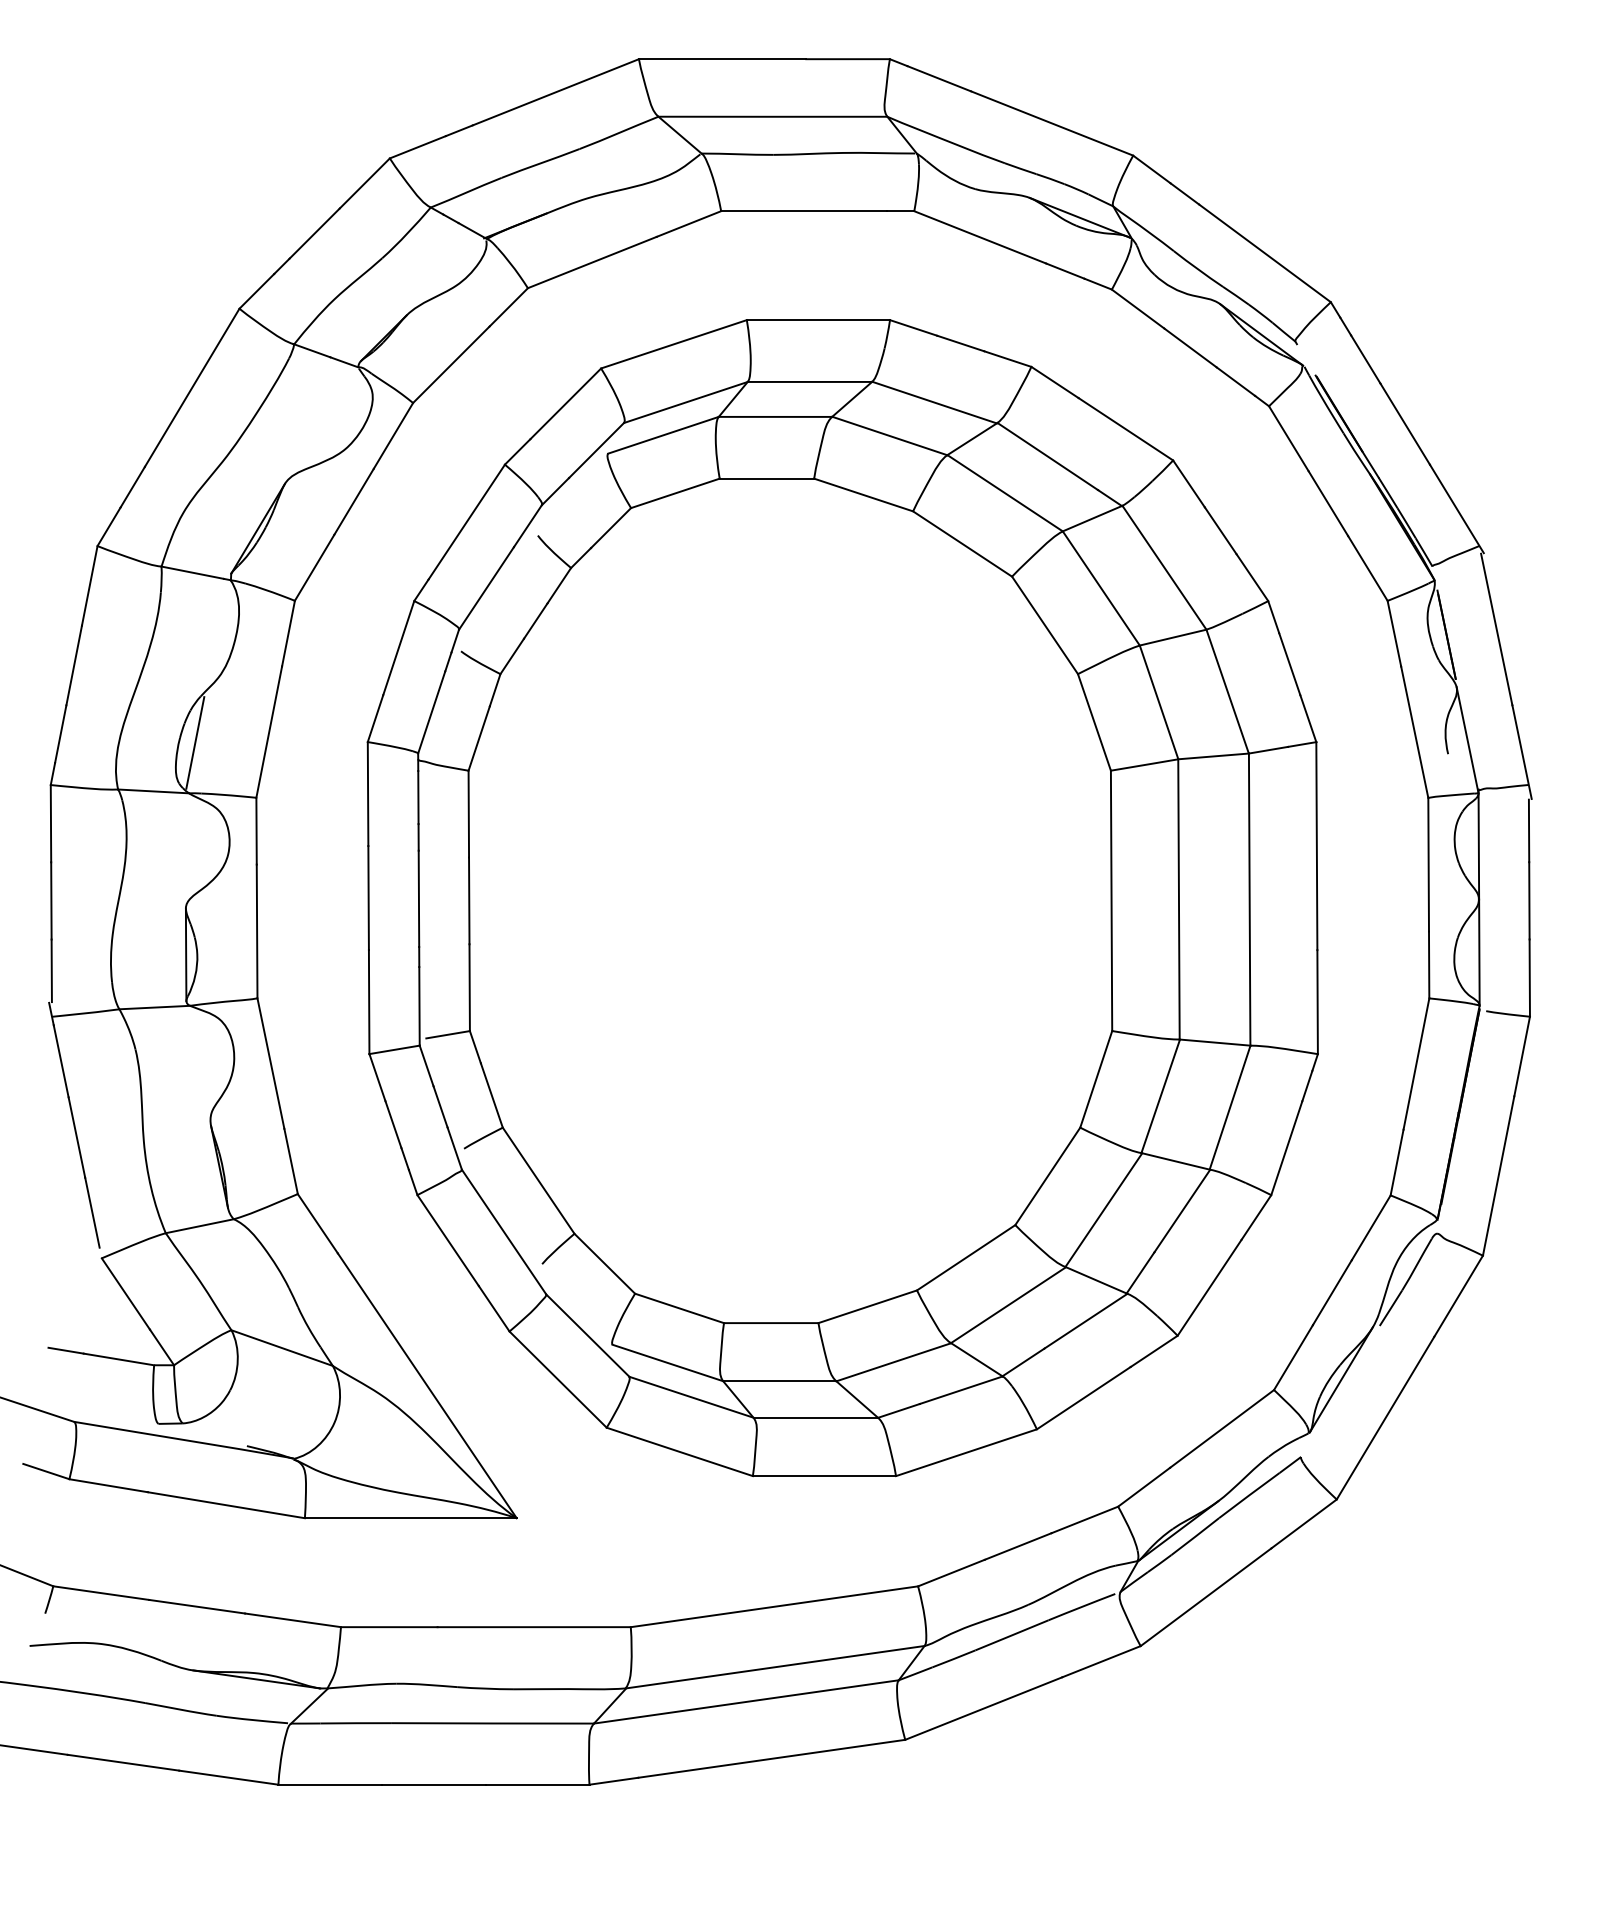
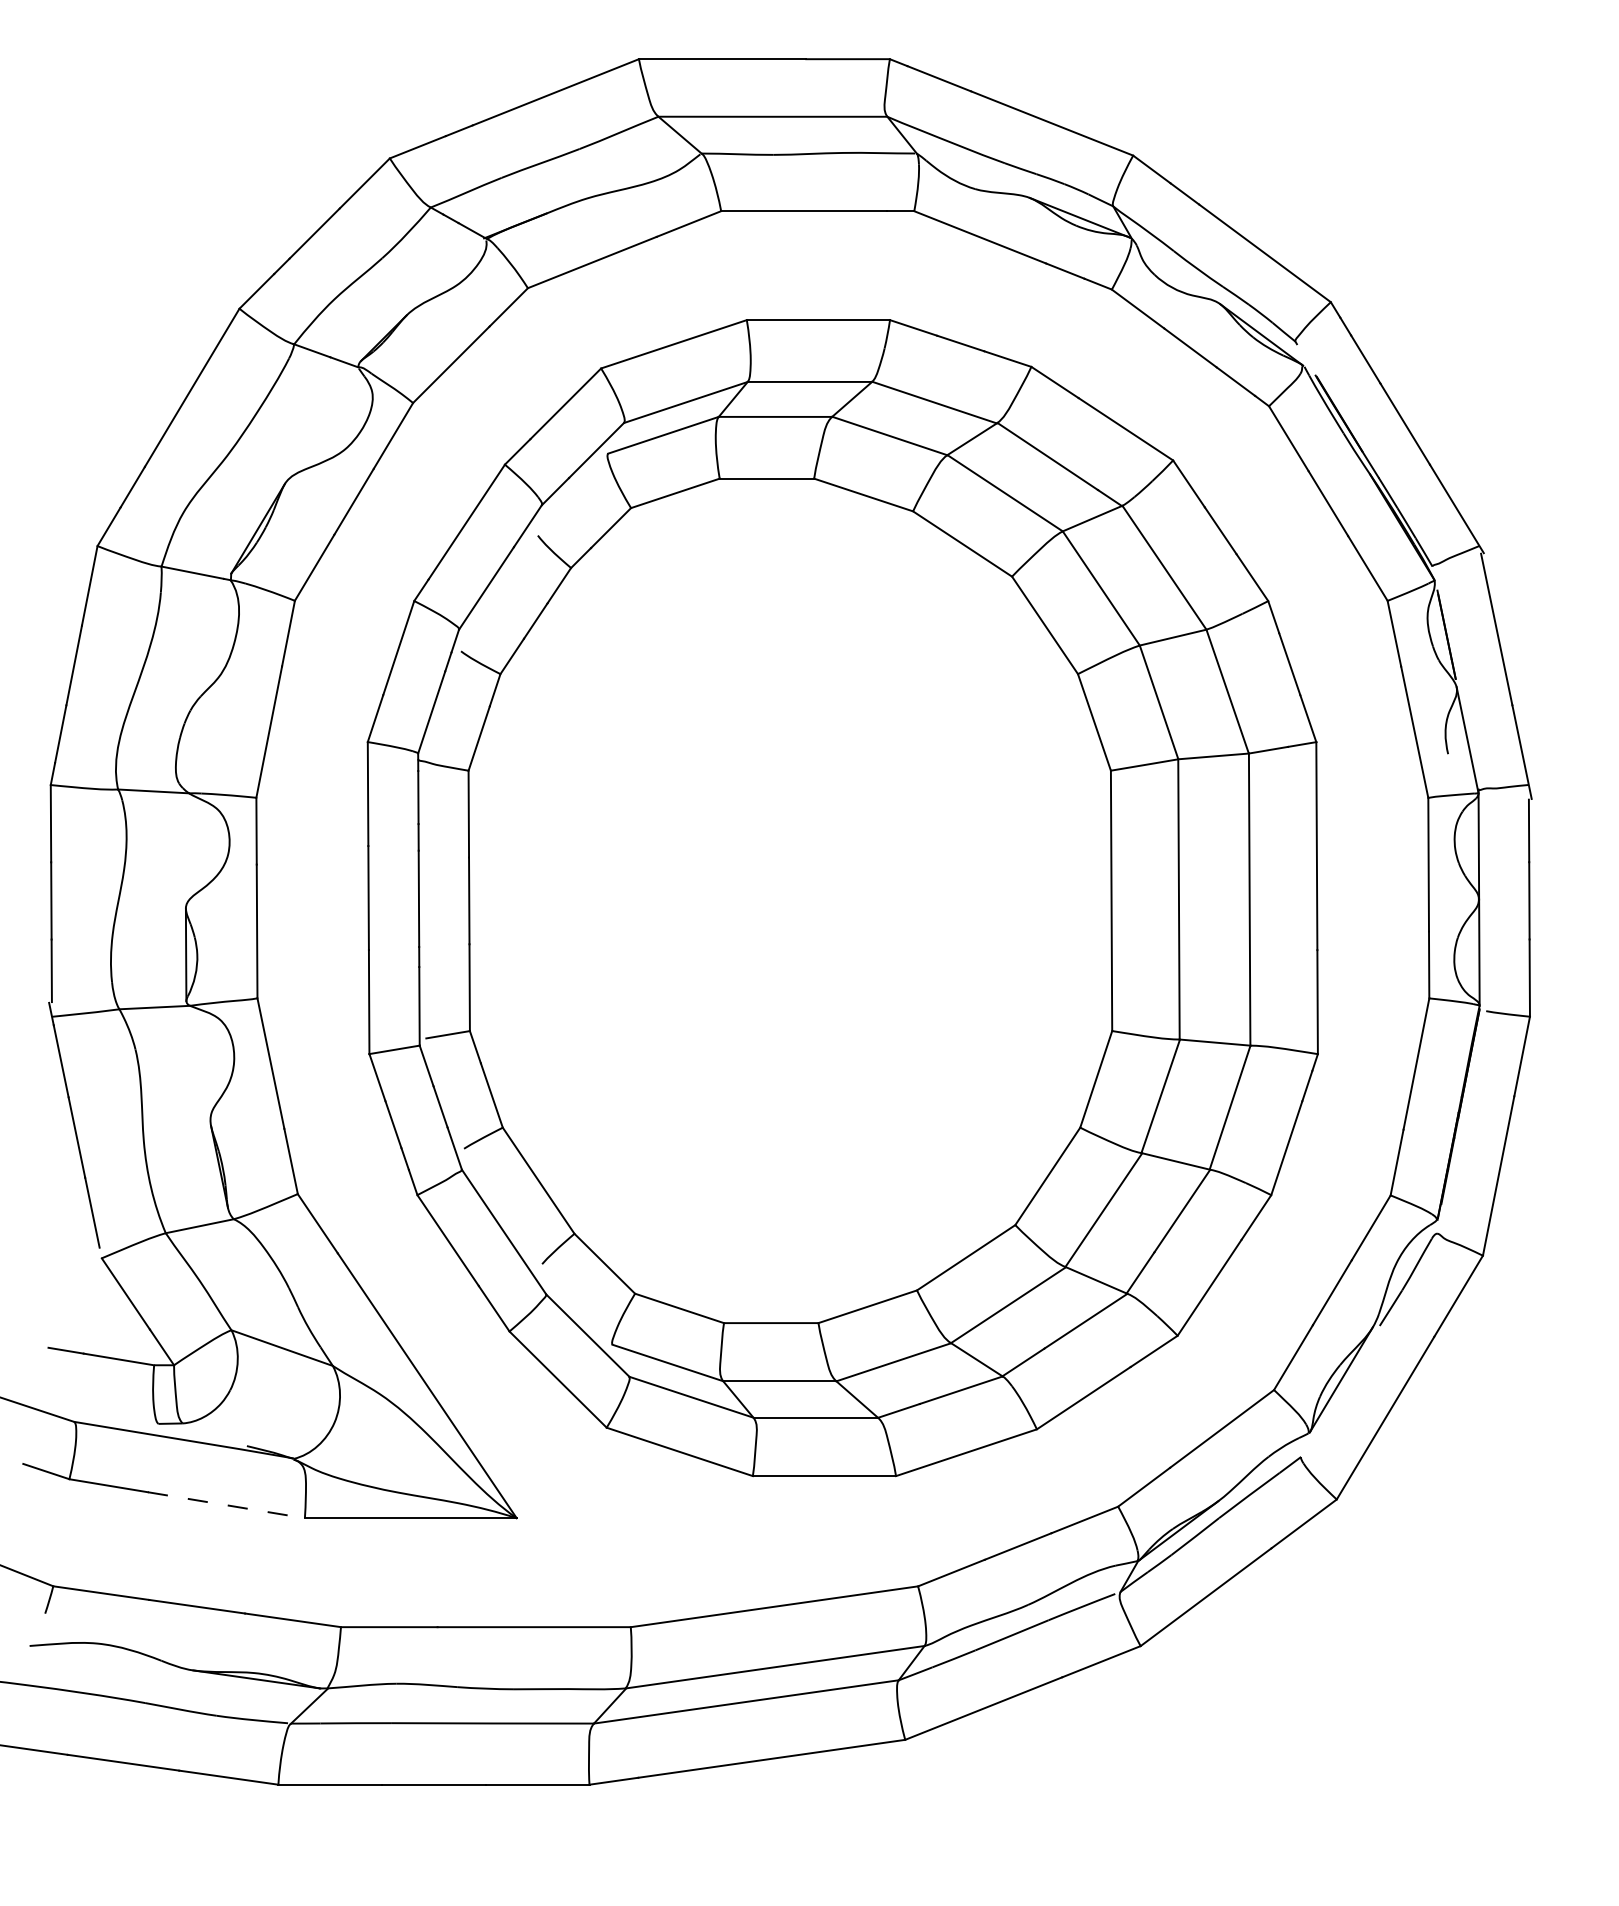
line: present -> none (195, 742)
line: solid -> dashed (226, 1505)
